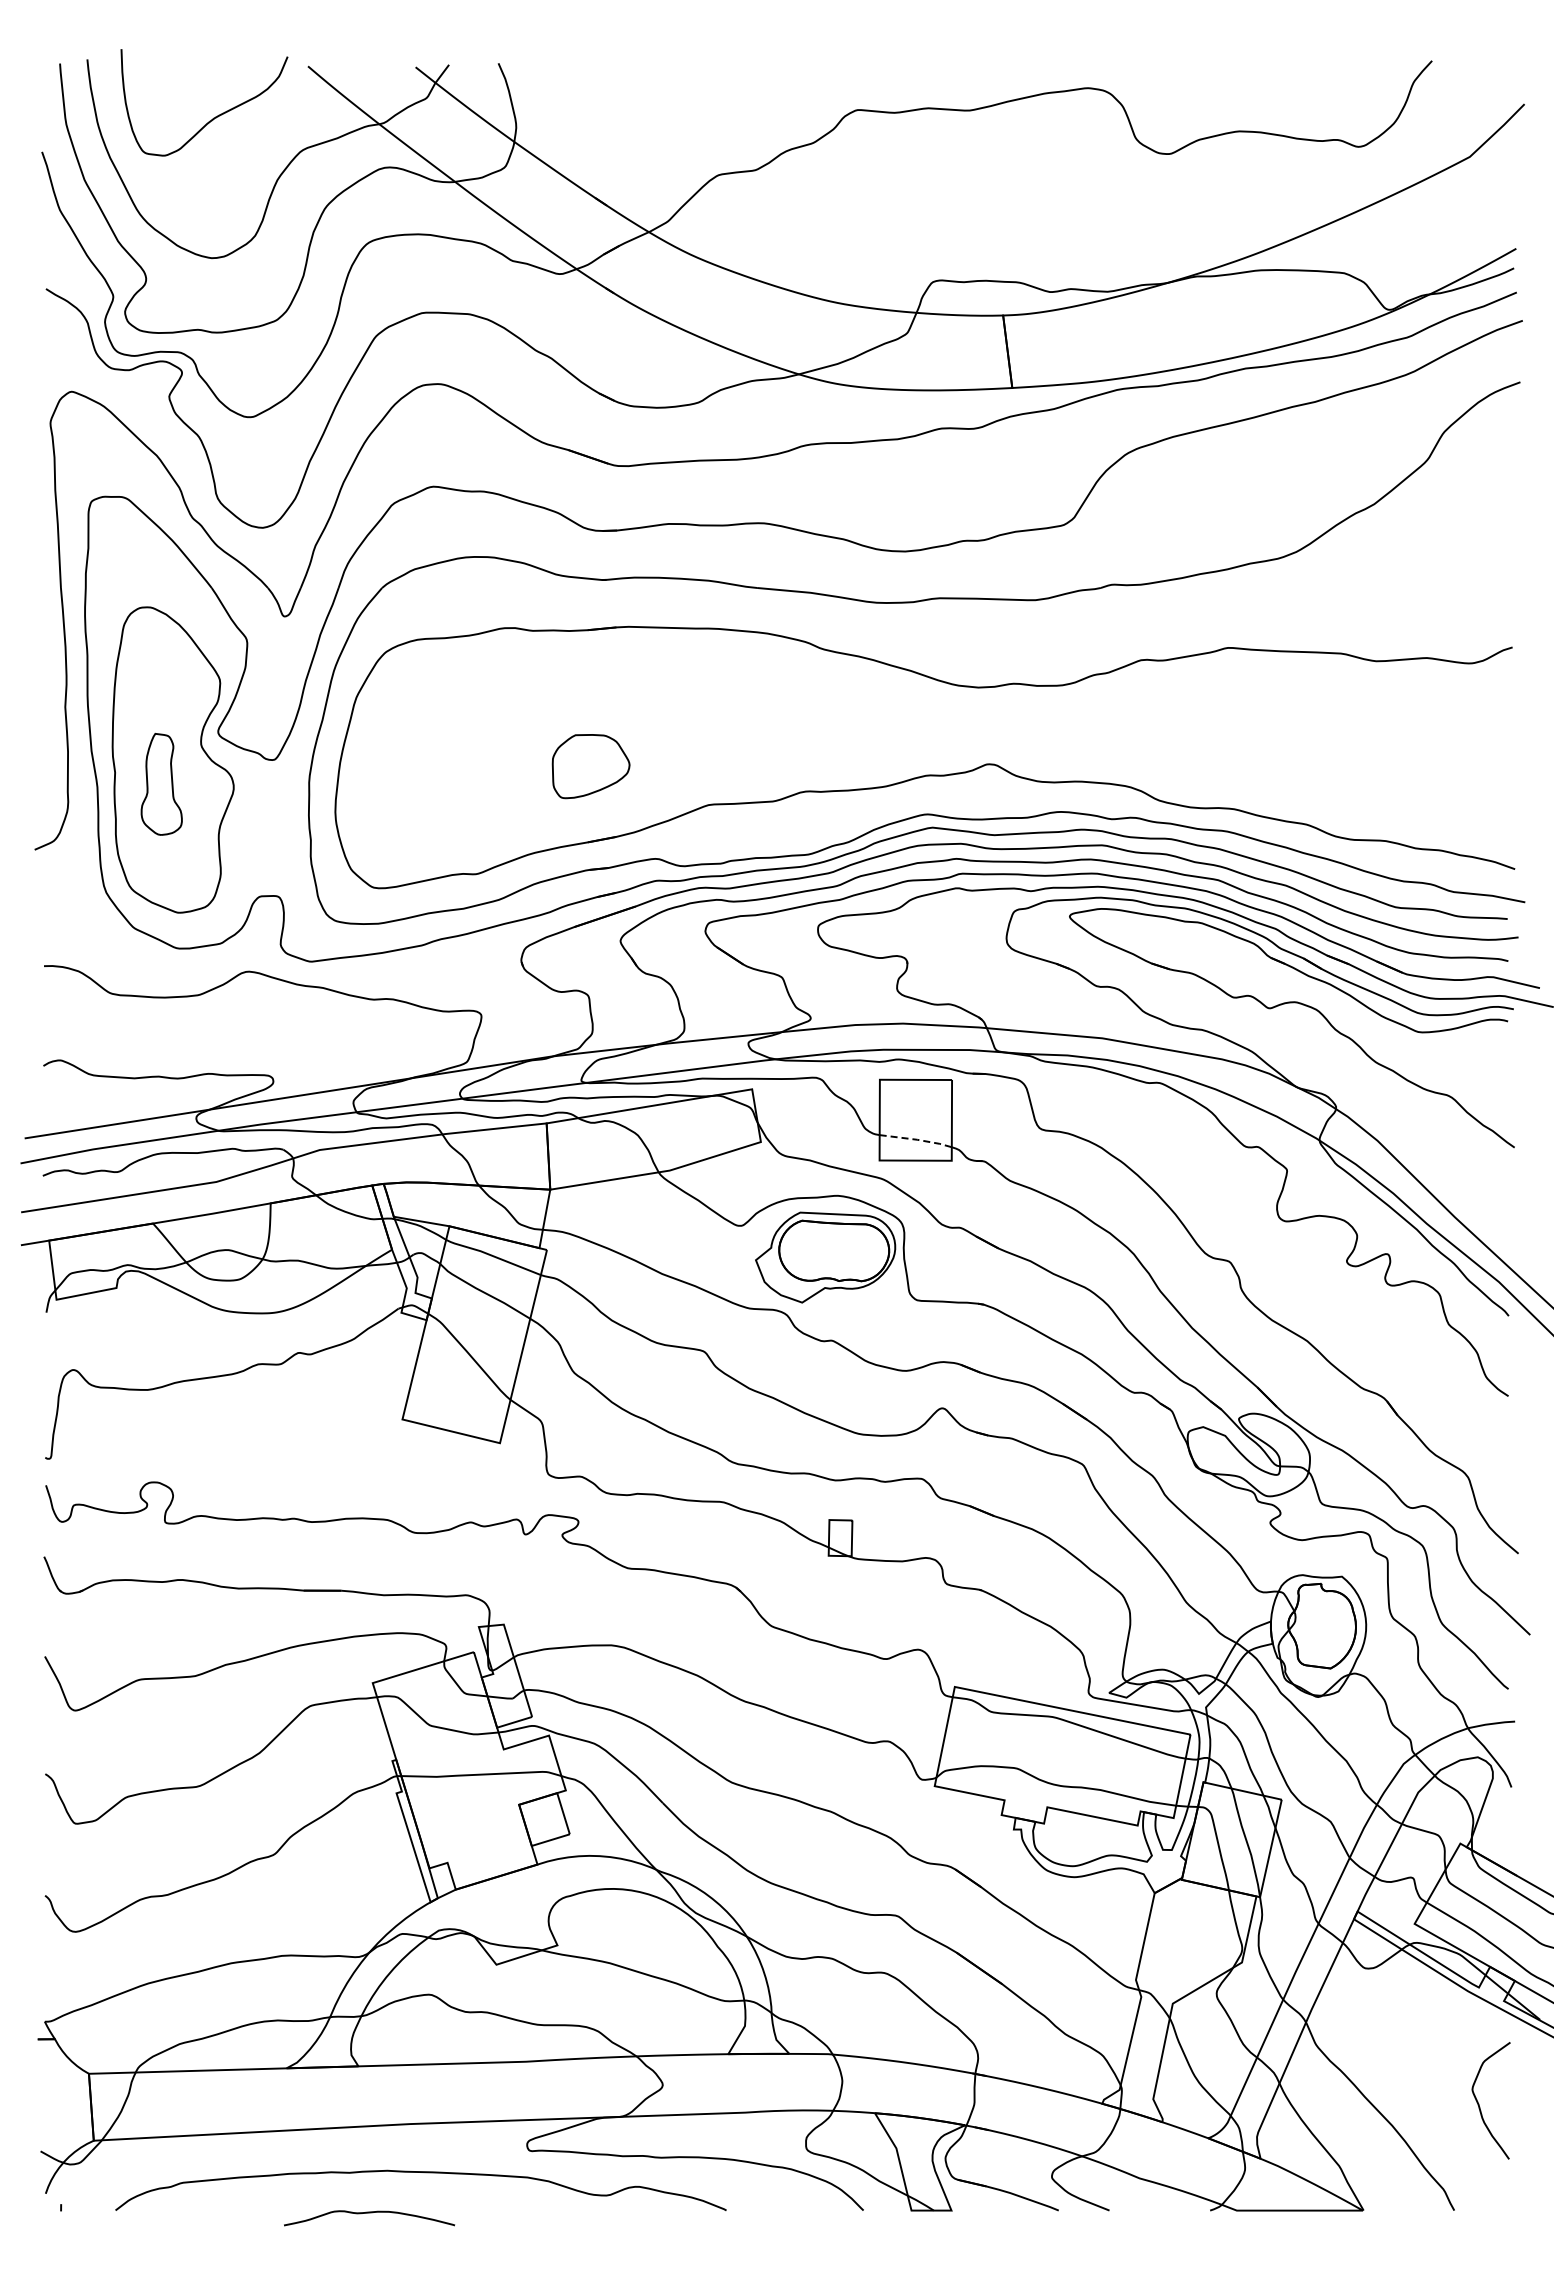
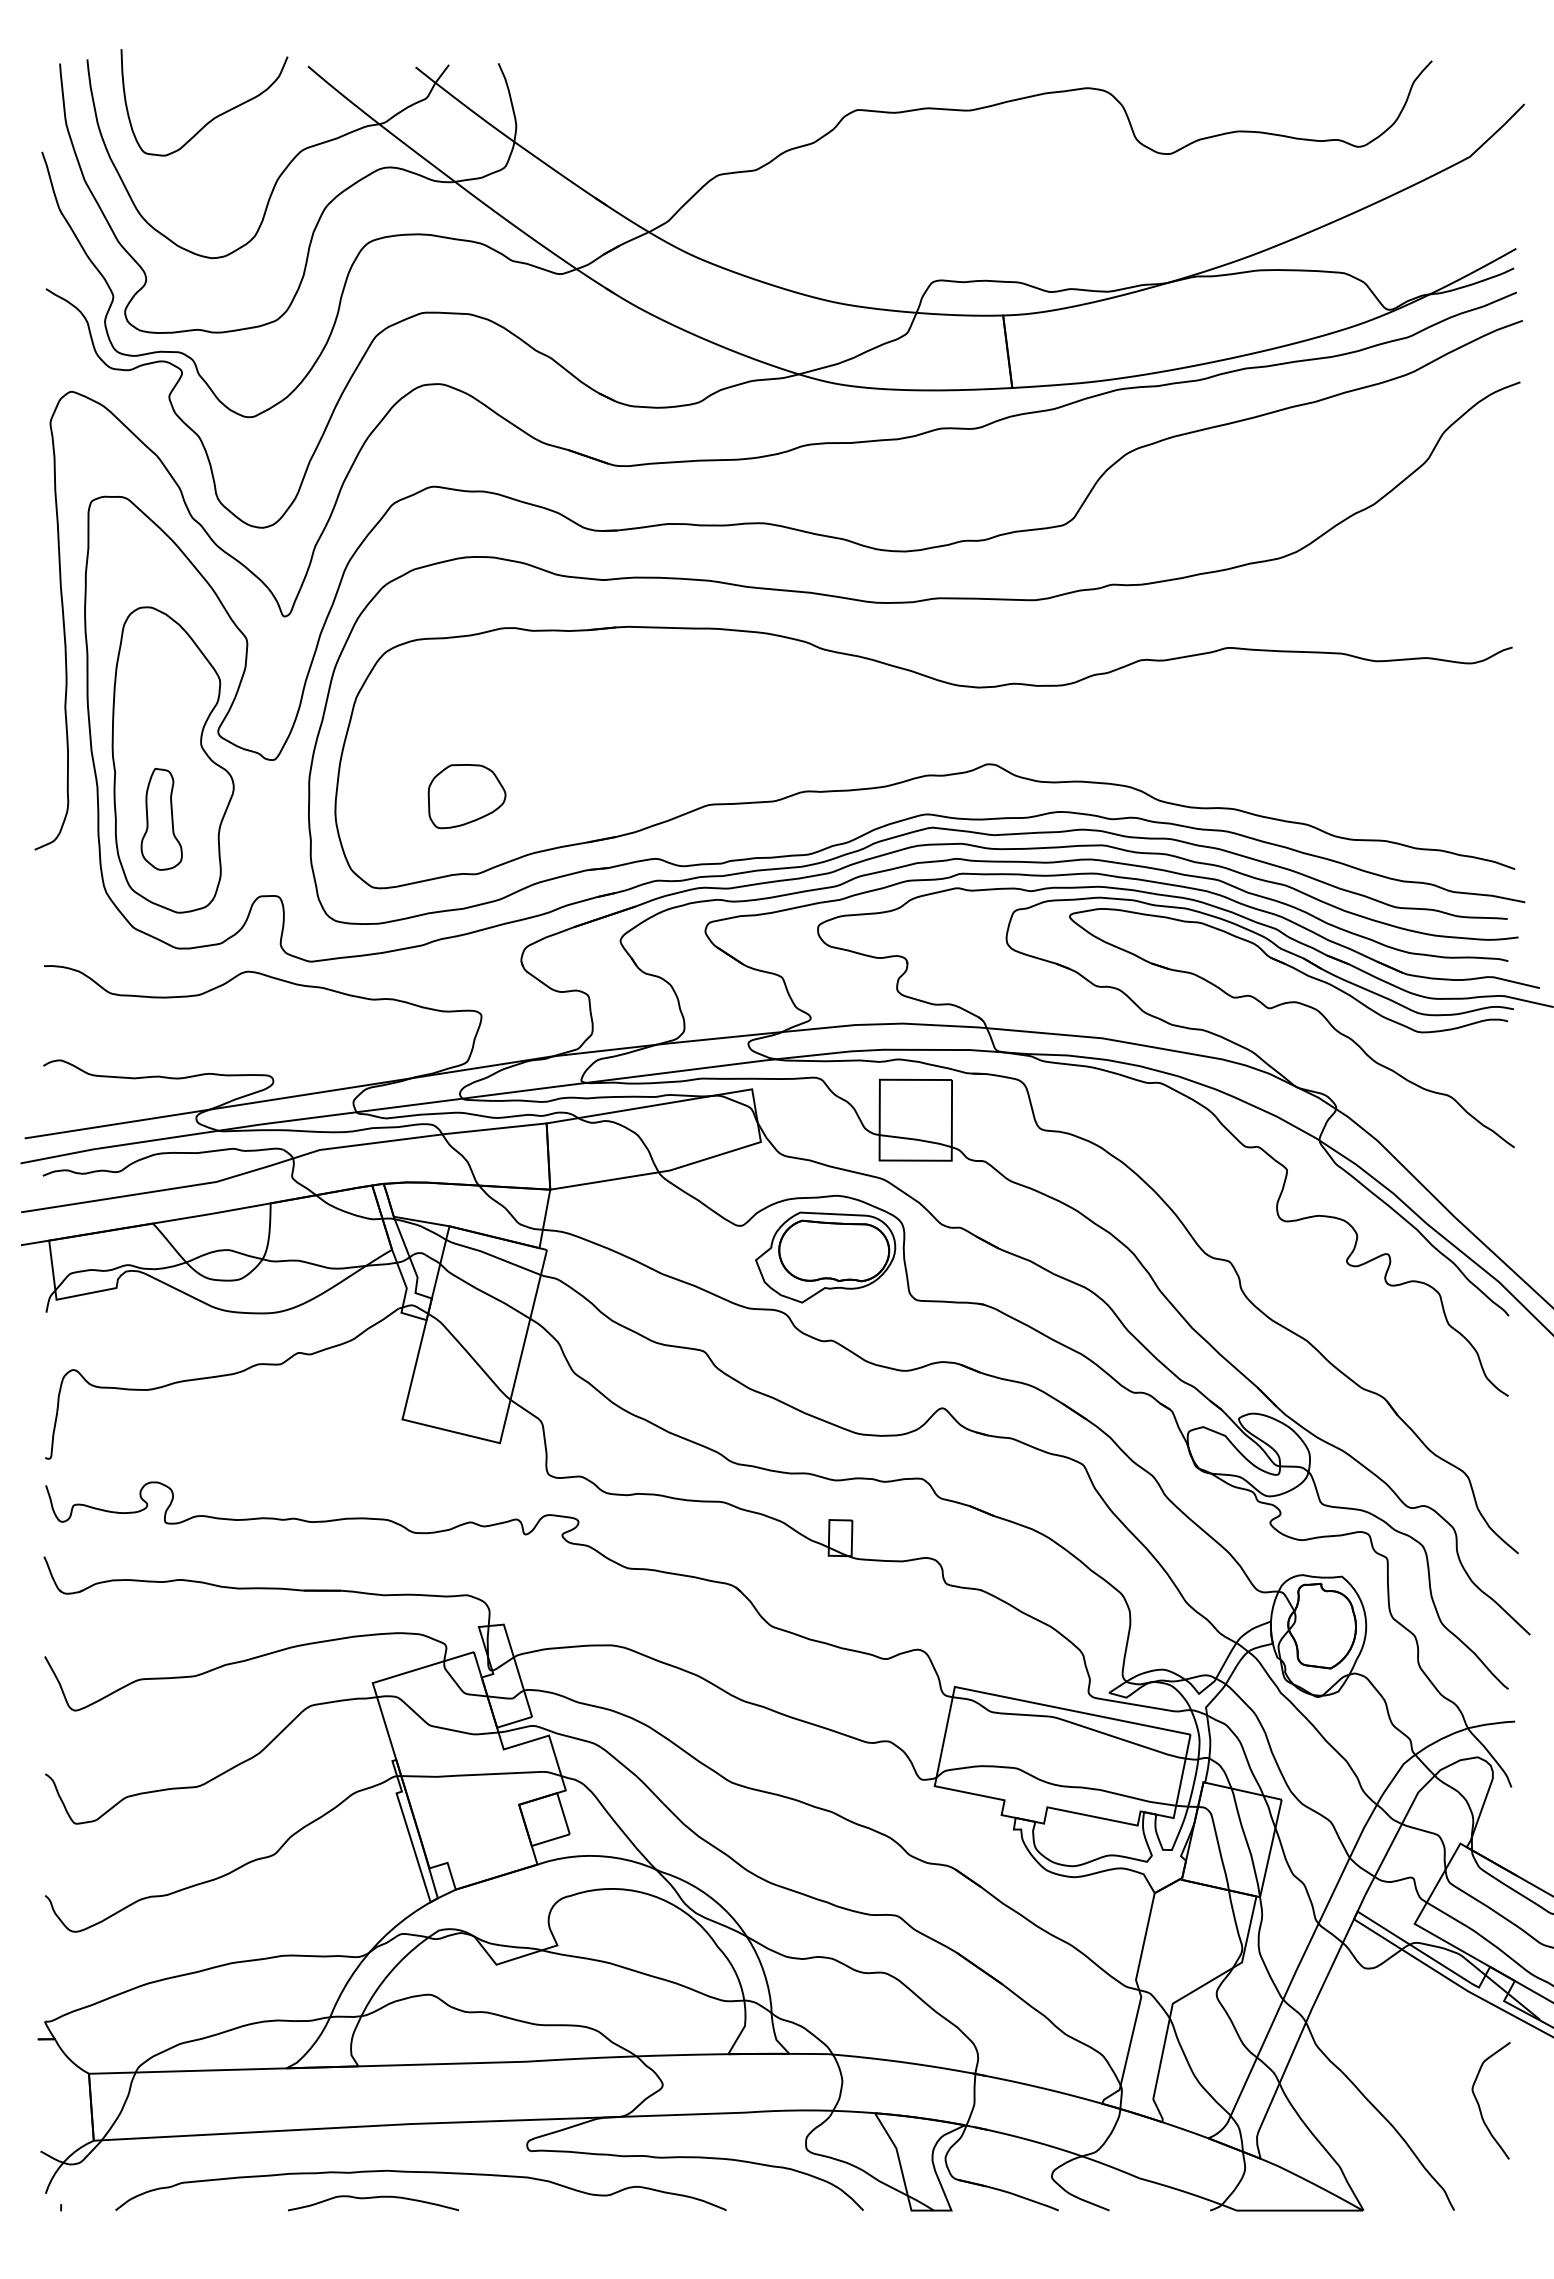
part position: (590, 766) -> (466, 796) (466, 796)
part position: (161, 784) -> (161, 819) (161, 819)
line: dashed -> solid (917, 1139)
curve position: (369, 2213) -> (373, 2198) (373, 2198)
